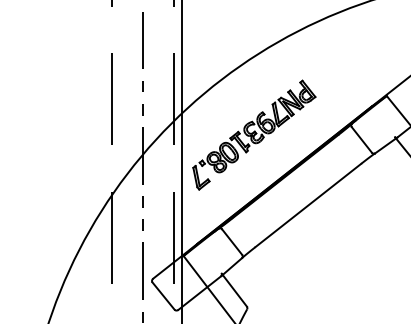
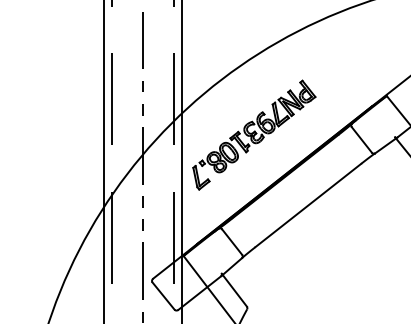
line: none -> present (103, 161)
